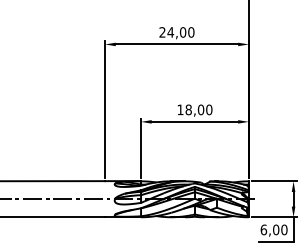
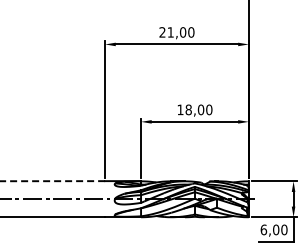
text: 24,00 -> 21,00 (170, 32)
line: solid -> dashed (52, 181)
